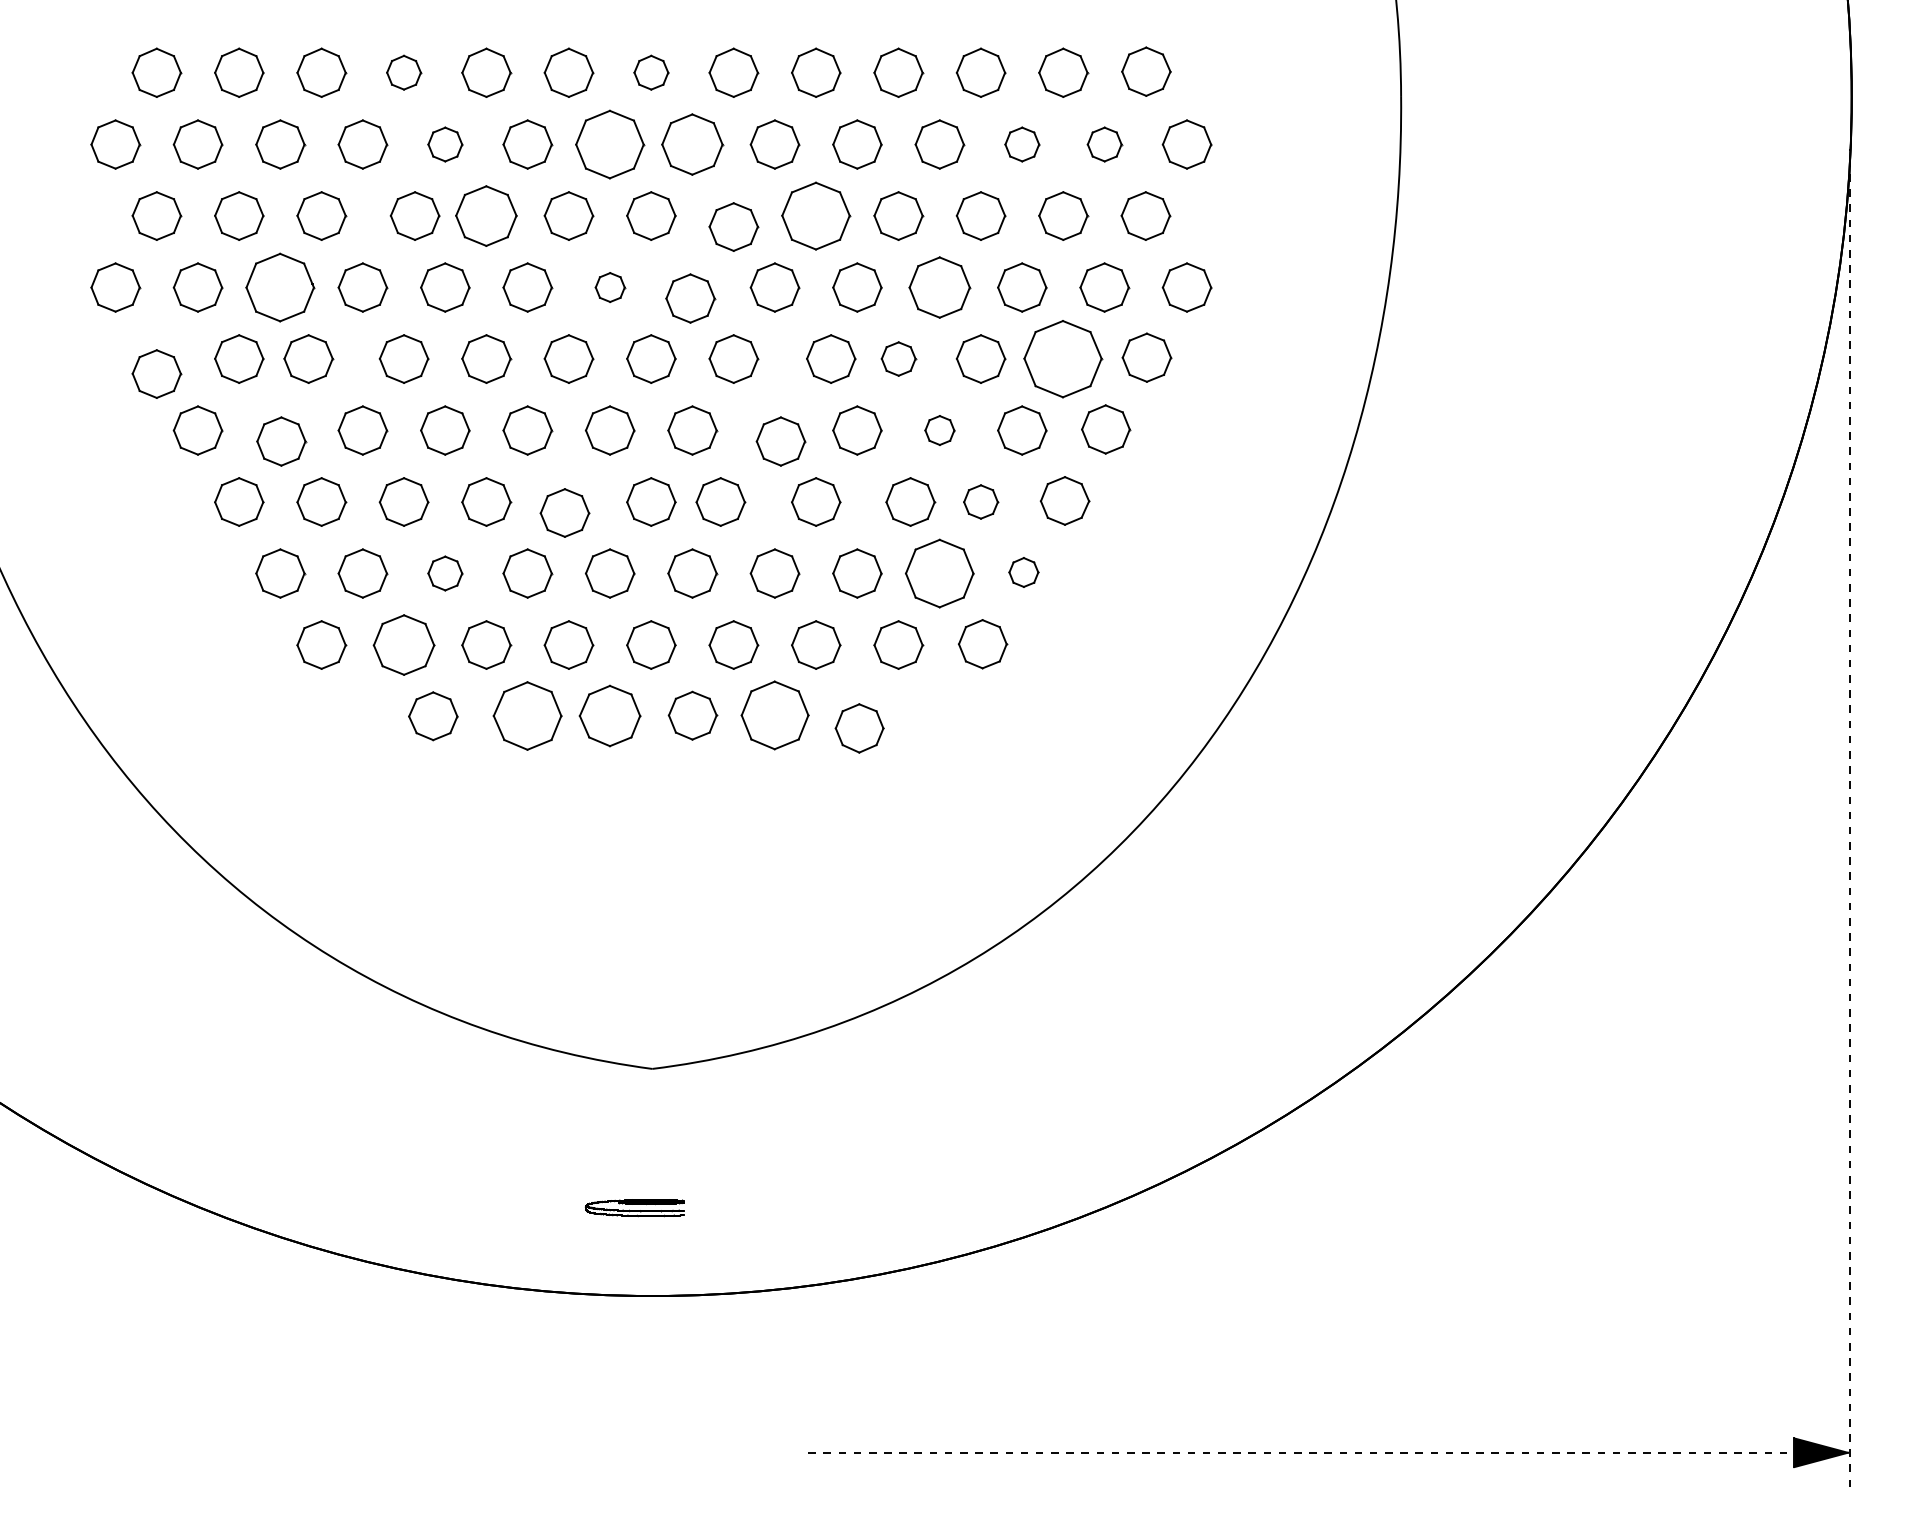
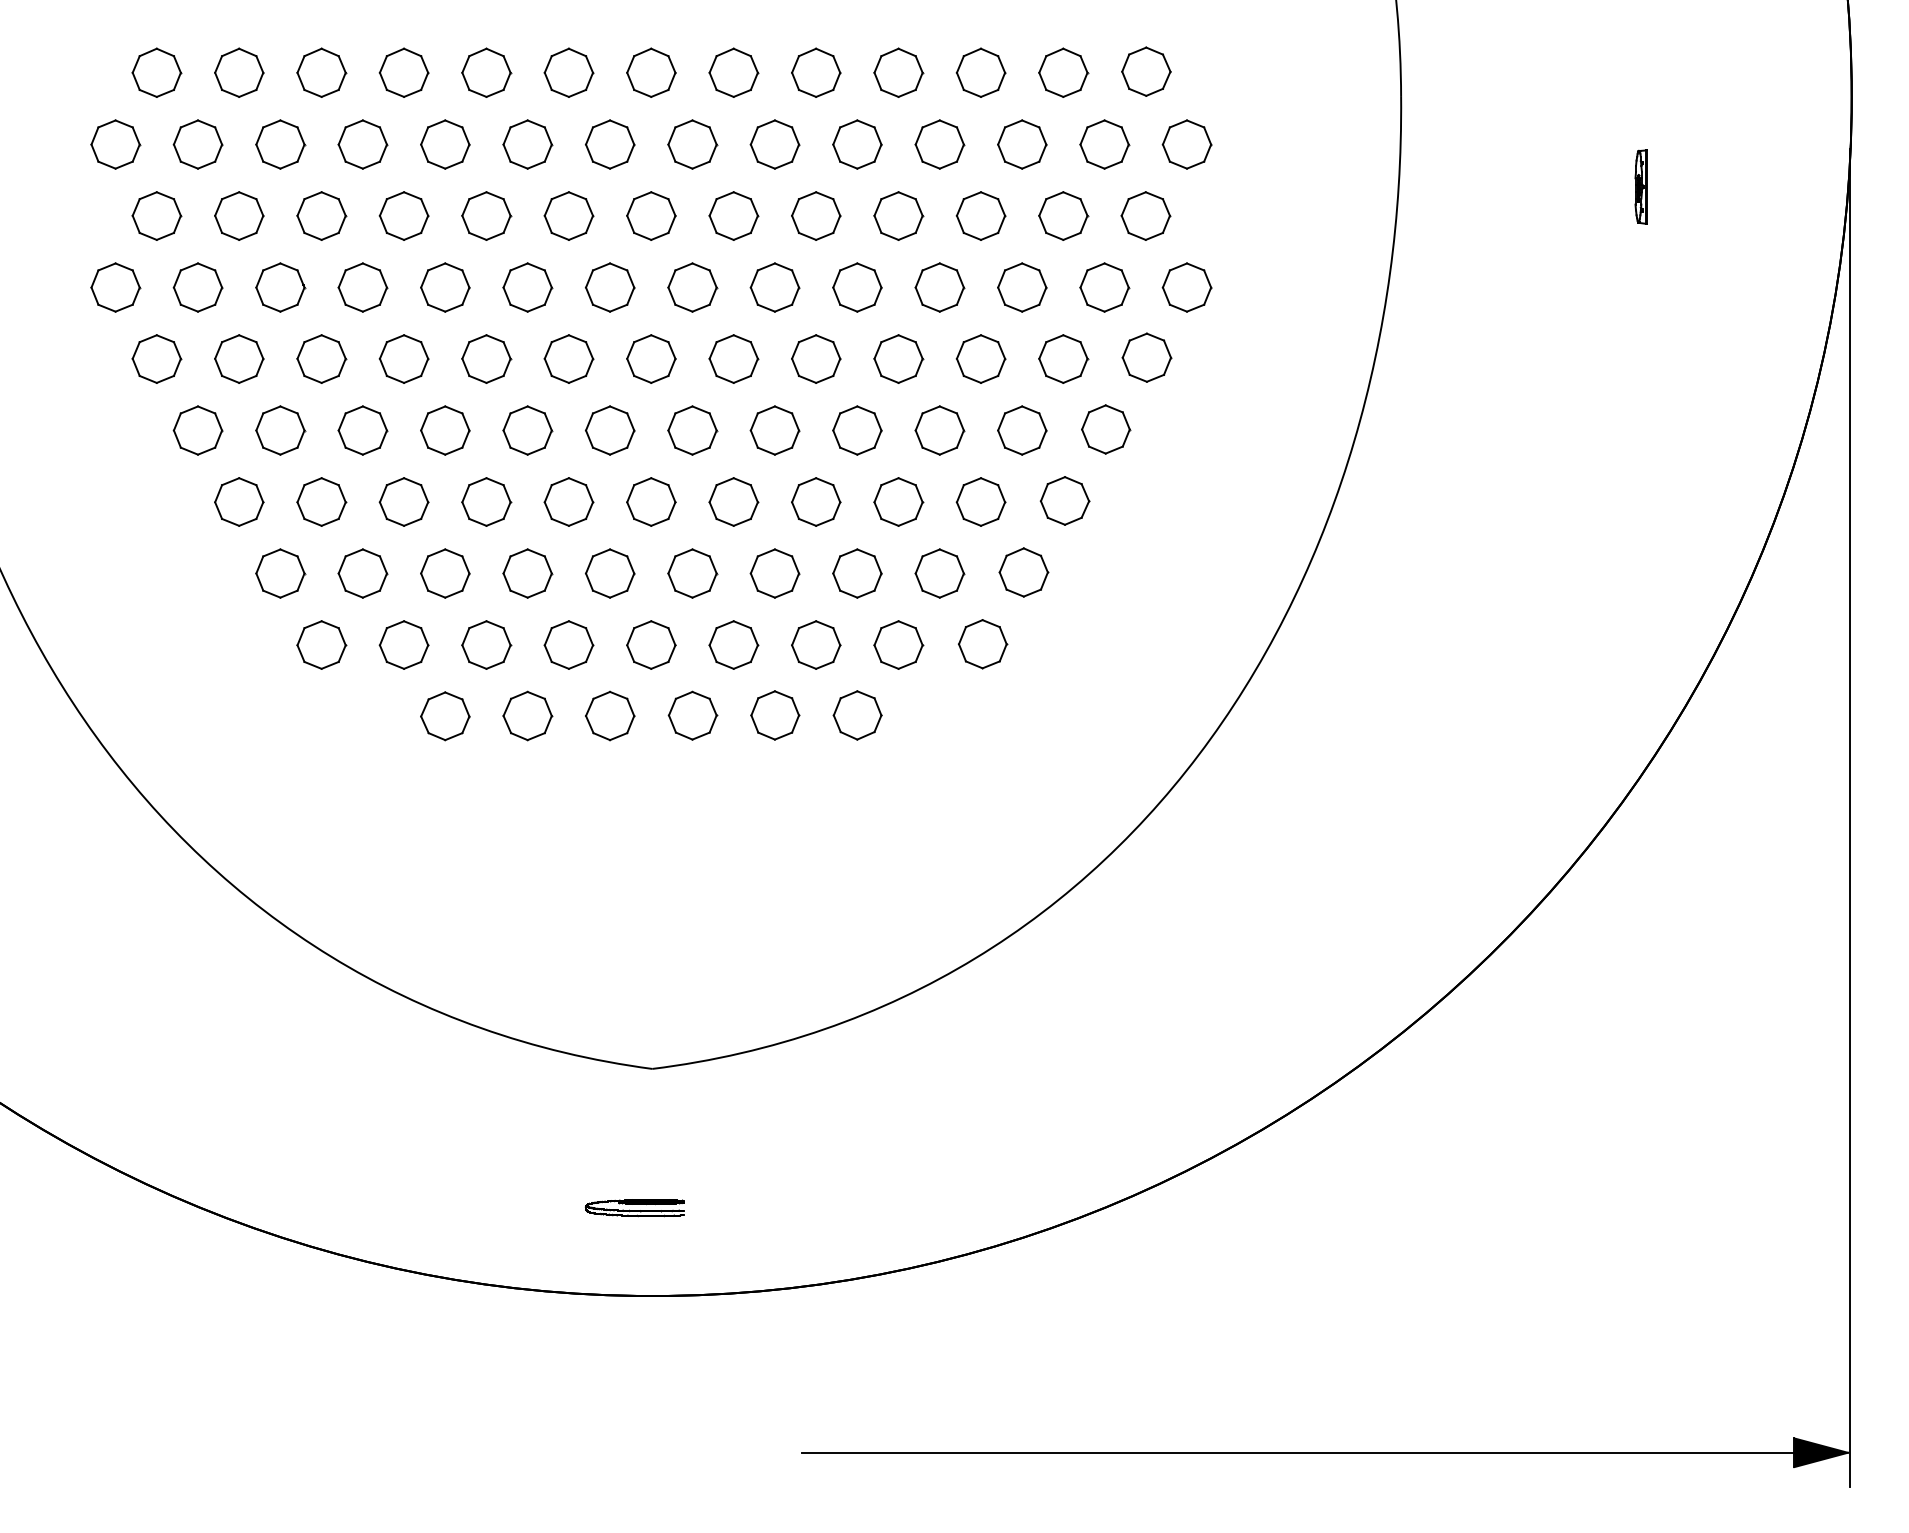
part size: 37x37 px -> 52x51 px (403, 72)
part size: 37x37 px -> 51x51 px (651, 72)
part size: 37x37 px -> 51x51 px (445, 144)
part size: 71x71 px -> 51x51 px (610, 144)
part size: 64x63 px -> 52x51 px (692, 144)
part size: 37x37 px -> 51x51 px (1022, 144)
part size: 38x37 px -> 52x51 px (1104, 144)
part: none -> present (1640, 186)
part position: (414, 215) -> (403, 215) (403, 215)
part size: 63x62 px -> 52x50 px (486, 215)
part size: 71x70 px -> 51x50 px (816, 215)
part position: (733, 226) -> (733, 215) (733, 215)
part size: 71x71 px -> 52x51 px (280, 287)
part size: 33x31 px -> 51x51 px (610, 287)
part size: 64x63 px -> 52x51 px (939, 287)
part position: (690, 298) -> (692, 287) (692, 287)
part position: (308, 358) -> (321, 358) (321, 358)
part position: (831, 358) -> (816, 358) (816, 358)
part size: 38x36 px -> 52x50 px (898, 358)
part size: 81x79 px -> 52x50 px (1063, 358)
part position: (156, 373) -> (156, 358) (156, 358)
part size: 32x31 px -> 52x51 px (939, 430)
part position: (281, 441) -> (280, 430) (280, 430)
part position: (780, 441) -> (774, 430) (774, 430)
part position: (720, 501) -> (733, 501) (733, 501)
part position: (910, 501) -> (898, 501) (898, 501)
part size: 37x36 px -> 52x50 px (980, 501)
part position: (564, 512) -> (568, 501) (568, 501)
part size: 32x31 px -> 52x51 px (1023, 572)
part size: 37x37 px -> 51x51 px (445, 573)
part size: 70x71 px -> 52x51 px (939, 573)
part size: 64x62 px -> 52x50 px (403, 644)
part size: 71x70 px -> 52x52 px (527, 715)
part size: 64x64 px -> 51x52 px (610, 715)
part size: 70x71 px -> 51x51 px (775, 715)
part position: (433, 716) -> (445, 716) (445, 716)
part position: (859, 728) -> (857, 715) (857, 715)
line: dashed -> solid (1850, 817)
line: dashed -> solid (1301, 1452)
